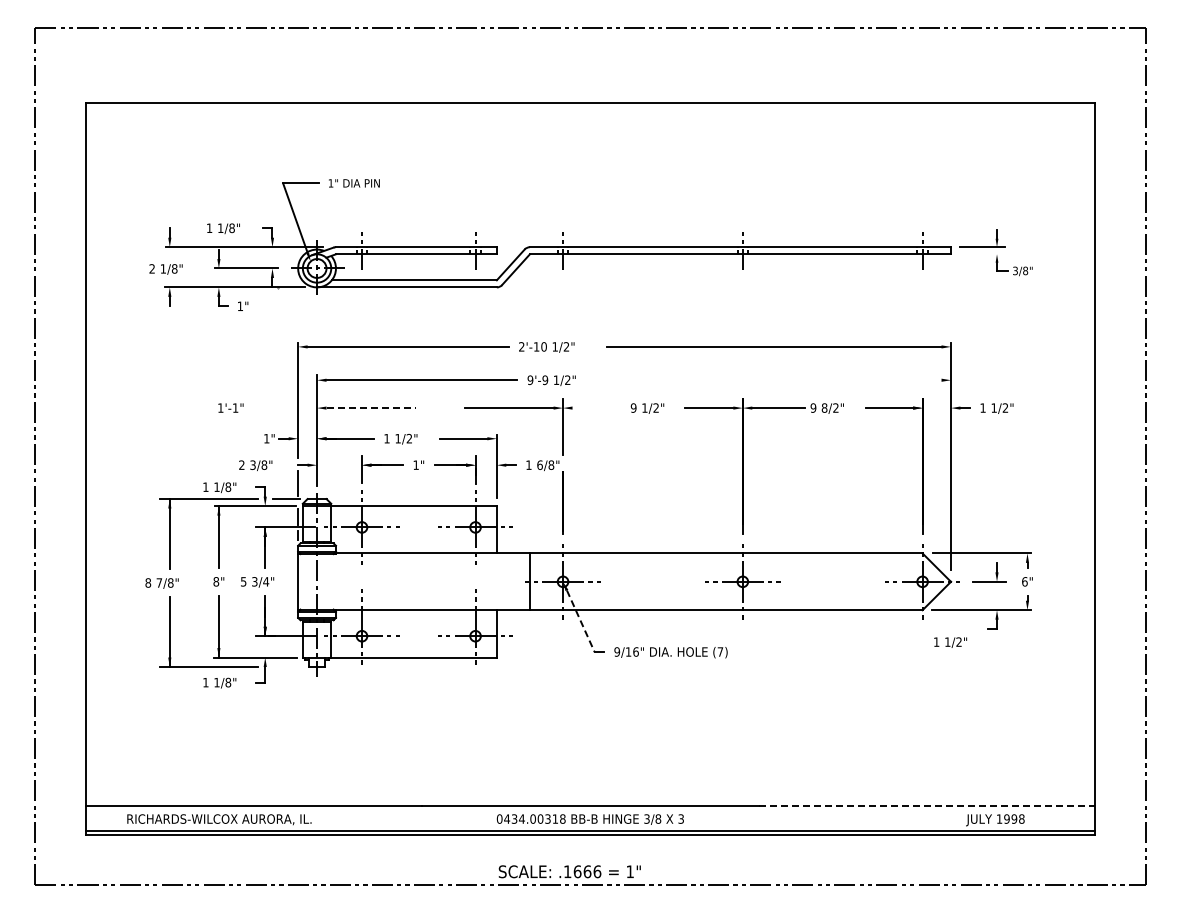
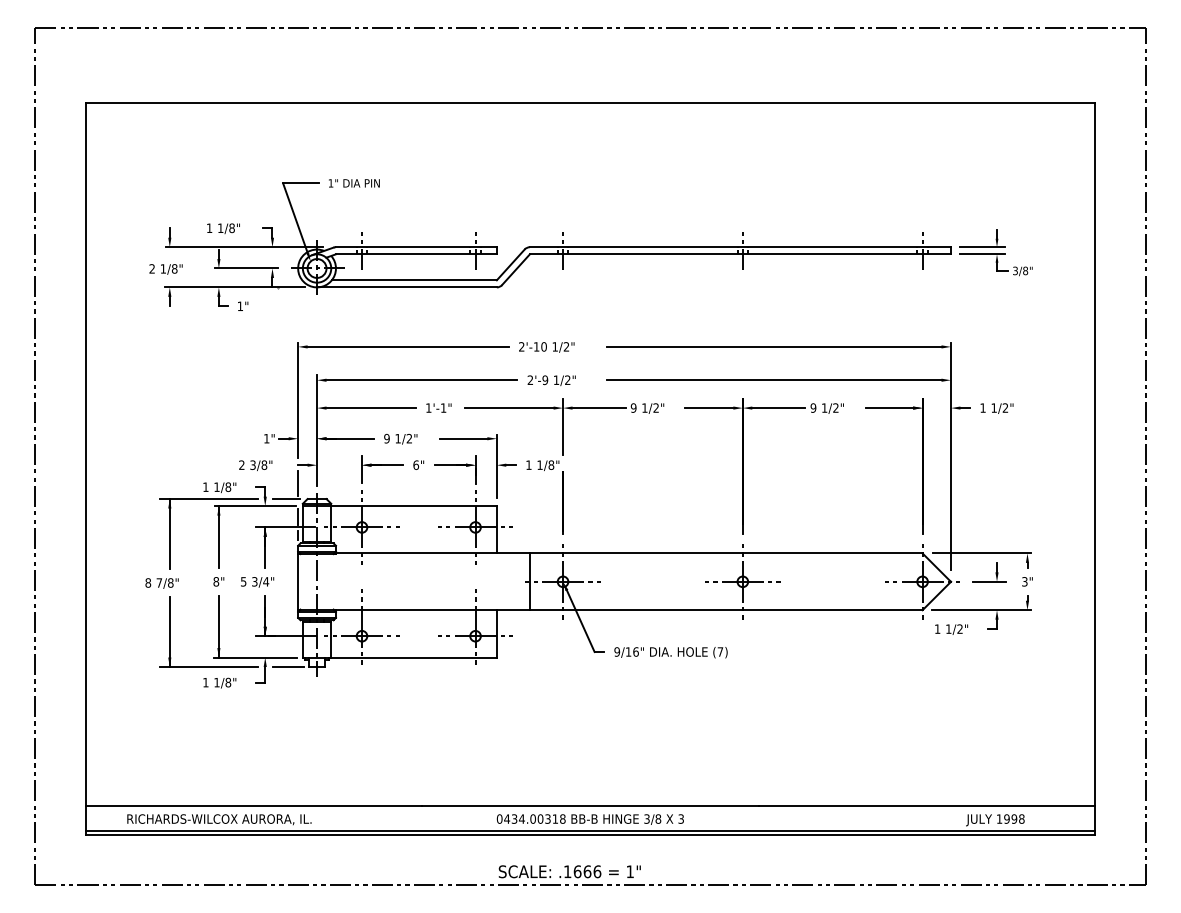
line: none -> present (982, 254)
text: 9'-9 -> 2'-9 (530, 380)
line: none -> present (773, 380)
text position: (230, 407) -> (438, 407) (438, 407)
text: 8/2" -> 1/2" (824, 407)
line: dashed -> solid (371, 408)
line: none -> present (598, 408)
text: 1 -> 9 (386, 438)
text: 1" -> 6" (416, 464)
text: 6/8" -> 1/8" (539, 464)
text: 6" -> 3" (1024, 581)
line: dashed -> solid (580, 621)
text position: (950, 642) -> (951, 629) (951, 629)
line: none -> present (288, 666)
line: dashed -> solid (927, 805)
